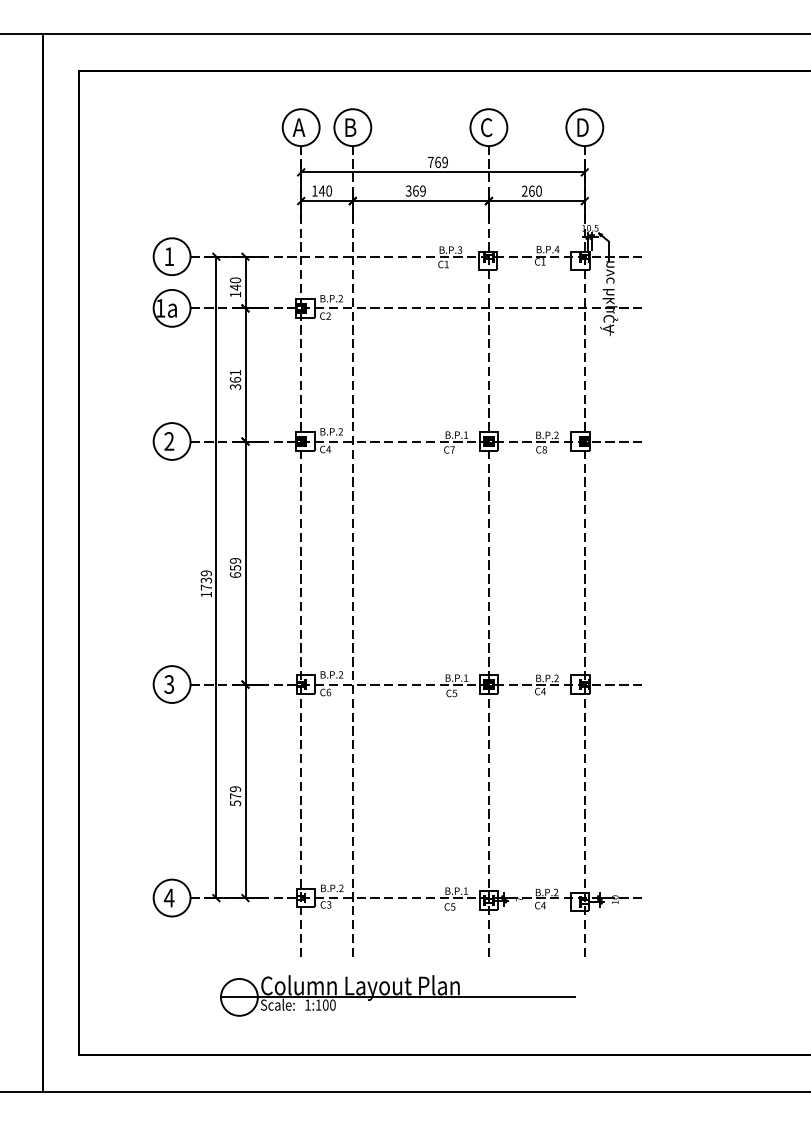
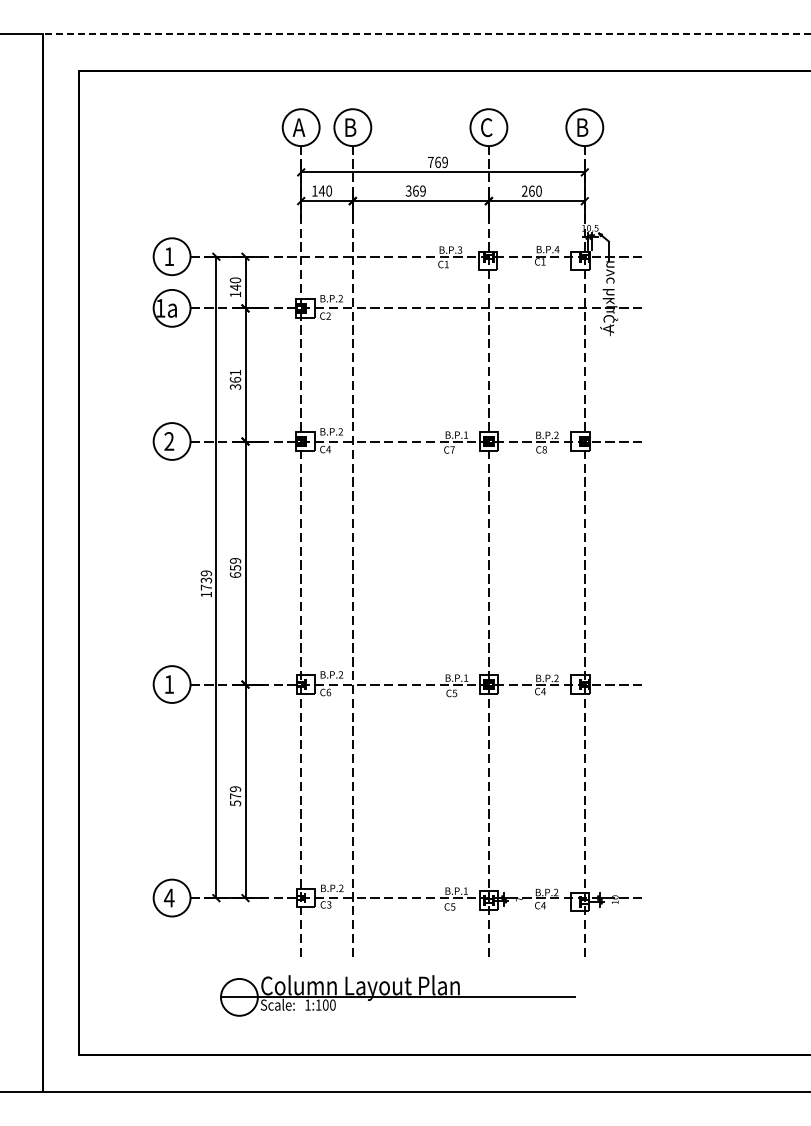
line: solid -> dashed (426, 33)
text: D -> B (583, 127)
text: 3 -> 1 (169, 684)
